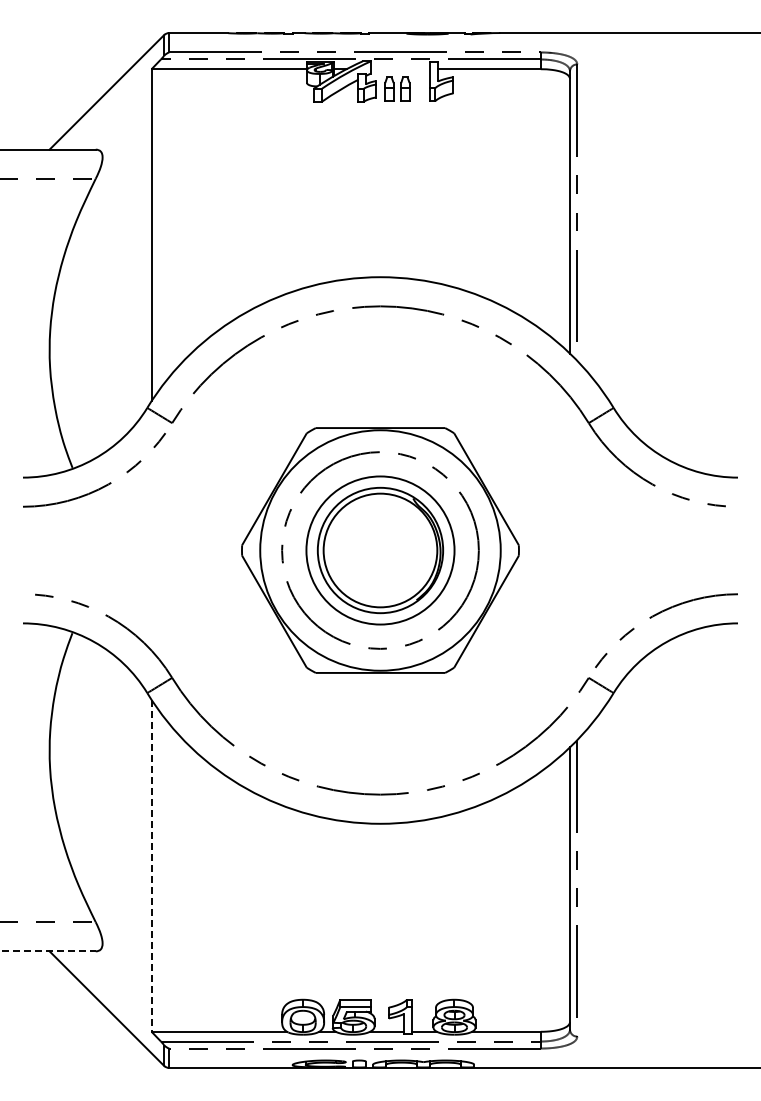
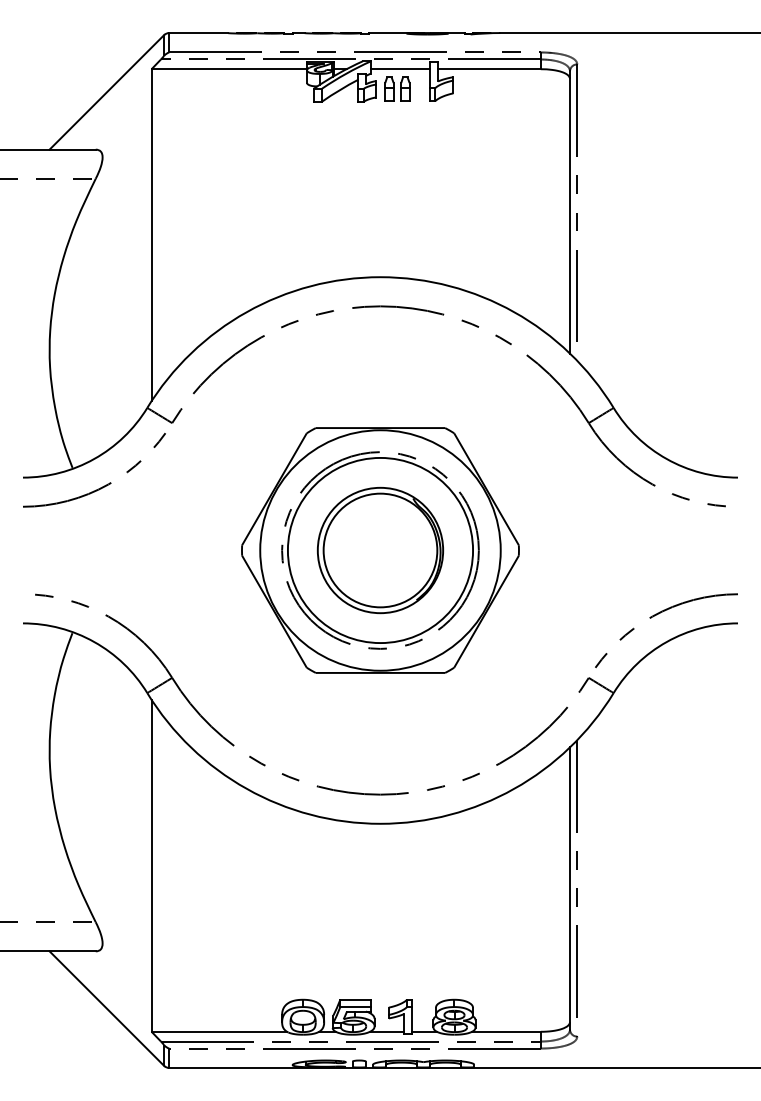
line: none -> present (399, 69)
circle diameter: 148 px -> 185 px (380, 550)
line: dashed -> solid (151, 865)
line: dashed -> solid (47, 951)
